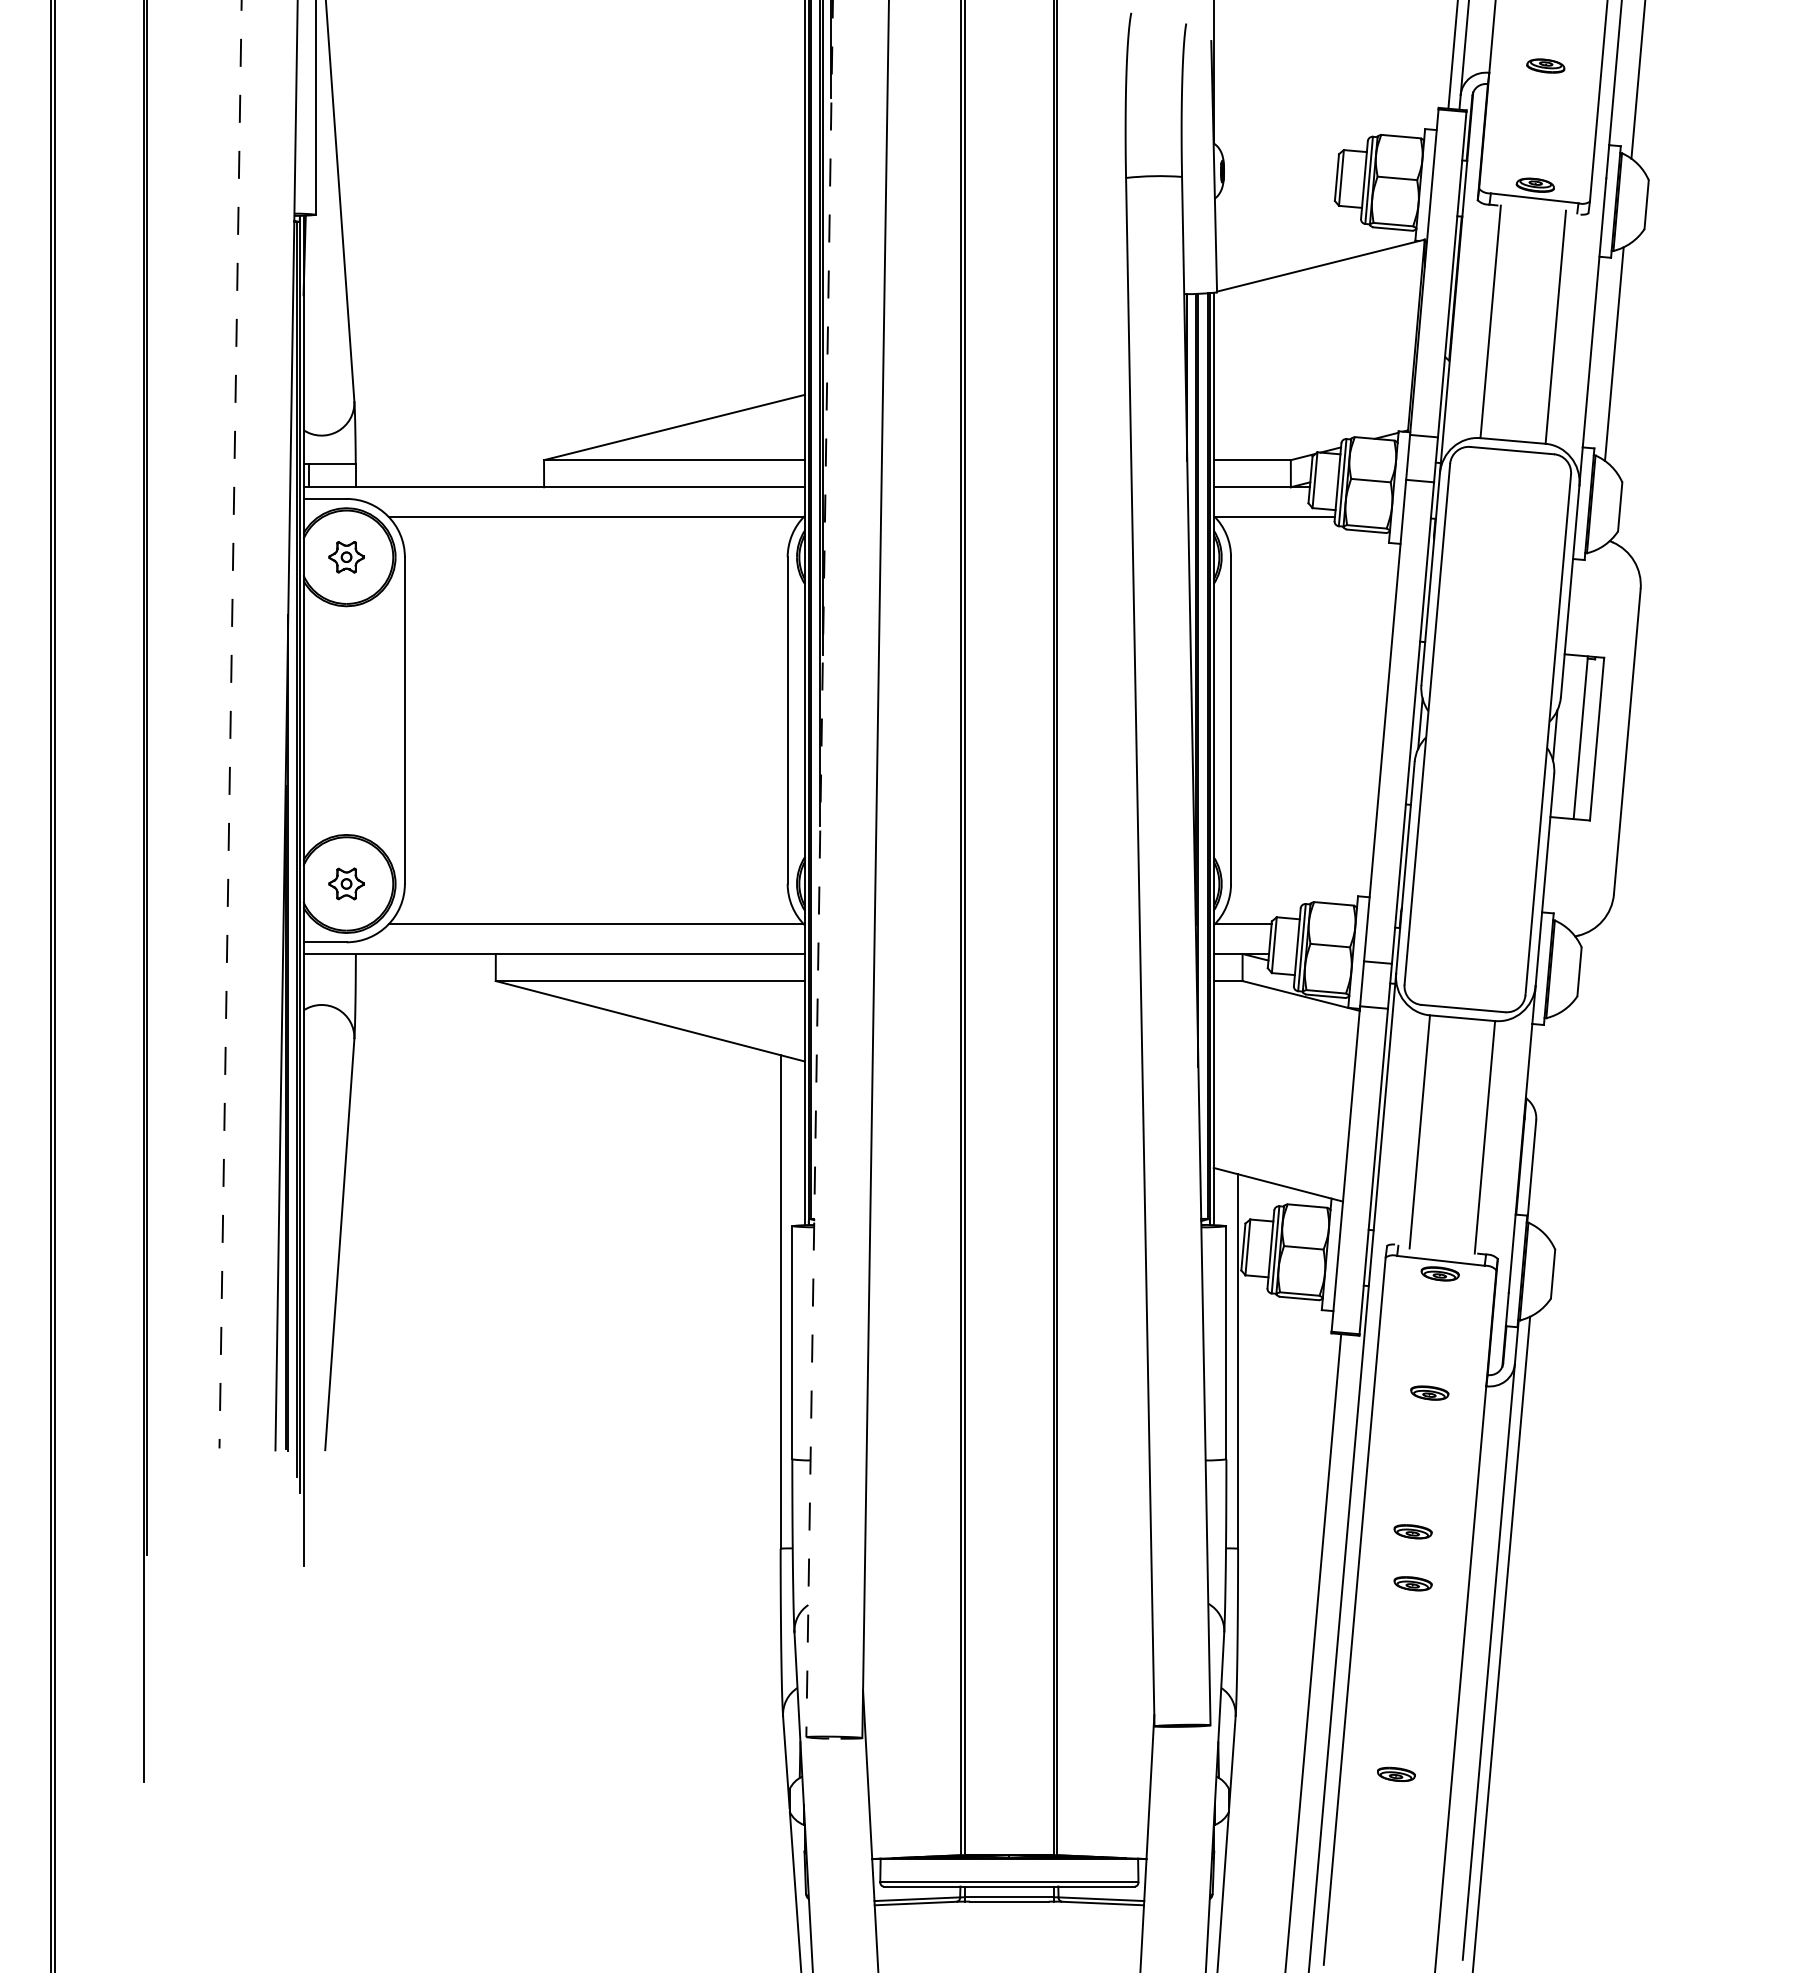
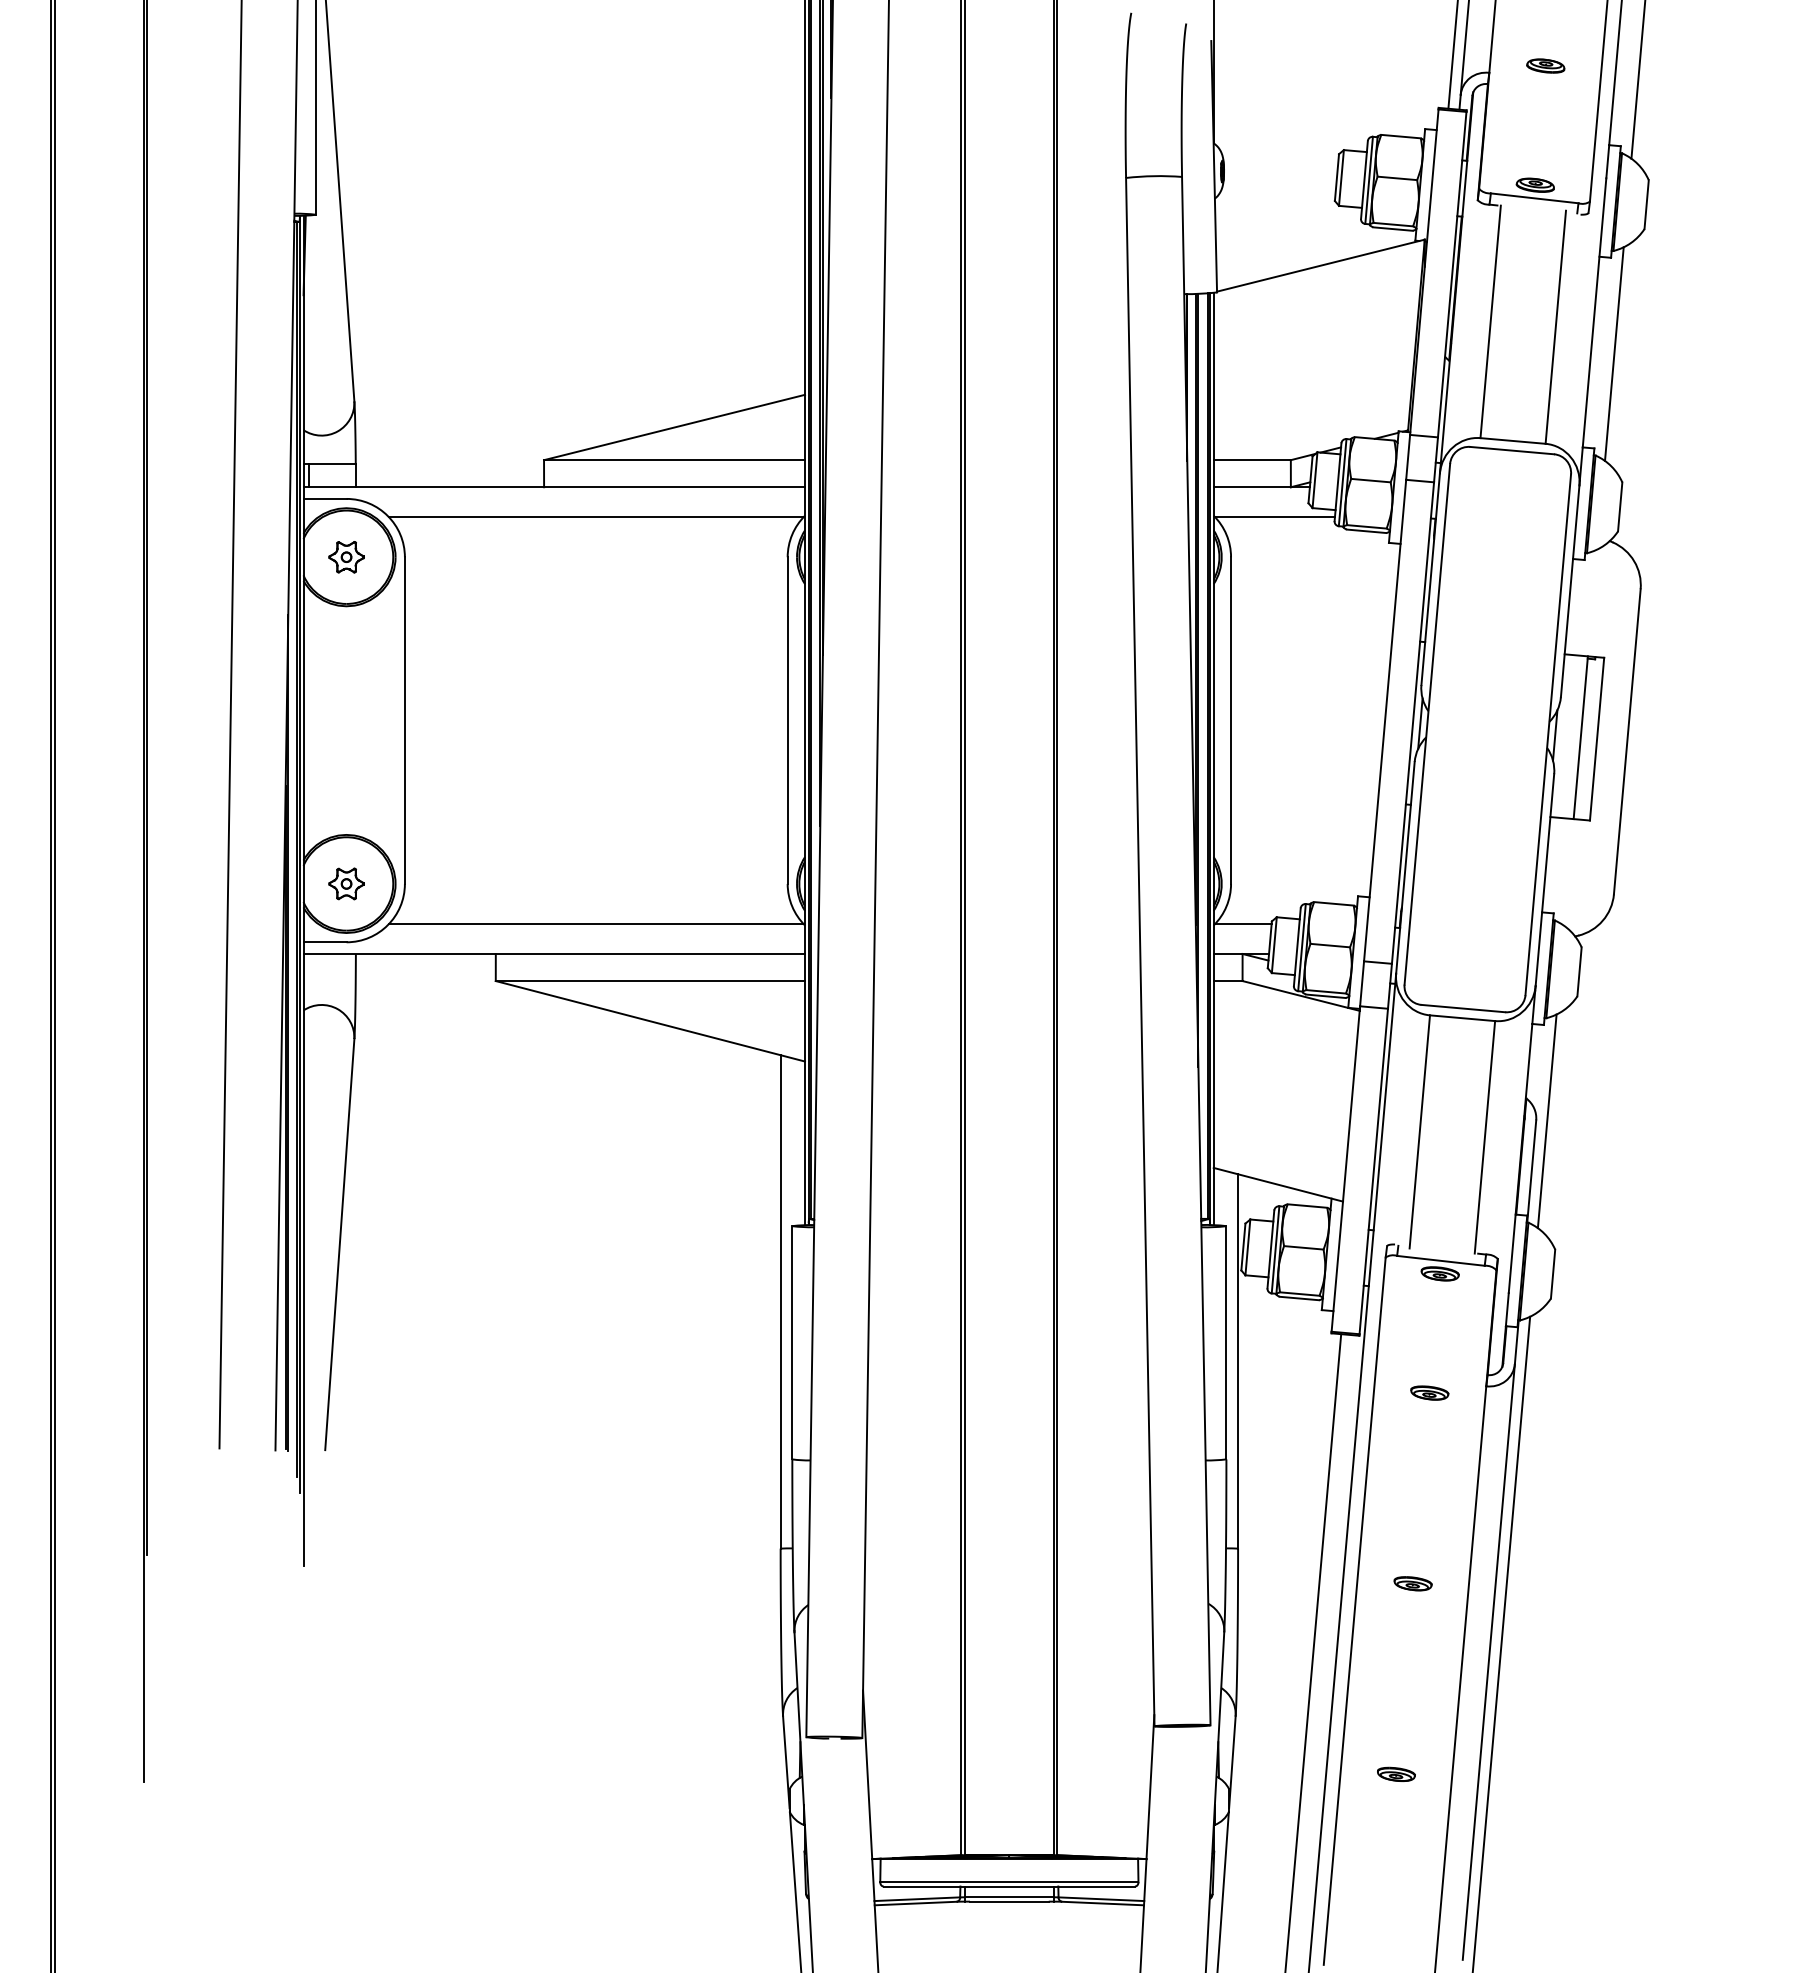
line: dashed -> solid (230, 724)
line: dashed -> solid (819, 869)
line: none -> present (1546, 1121)
part: present -> none (1412, 1531)
